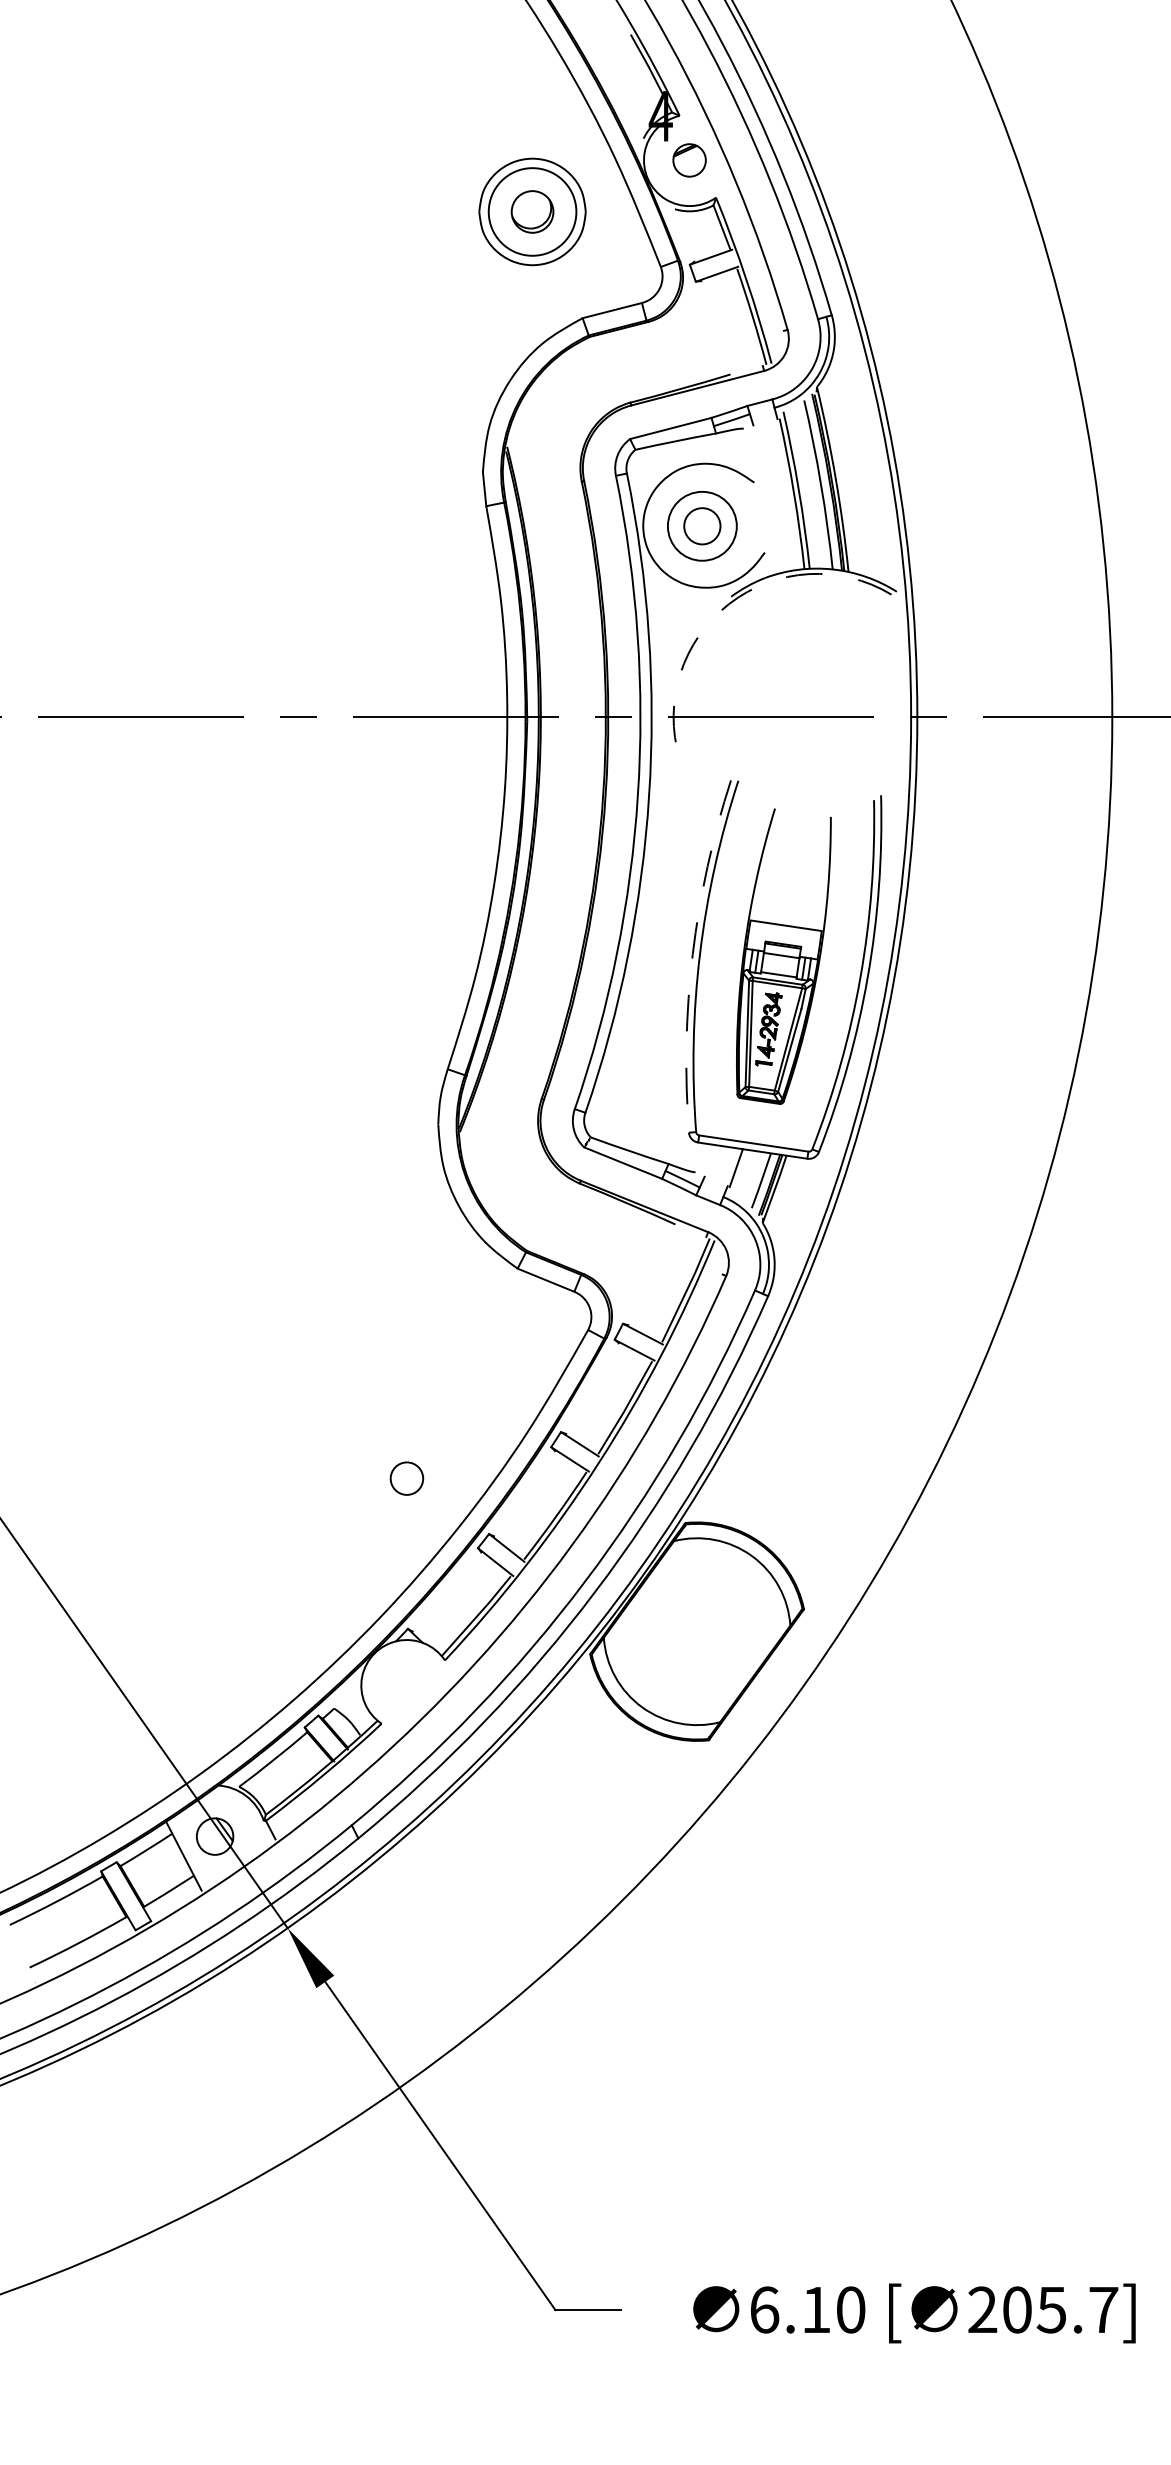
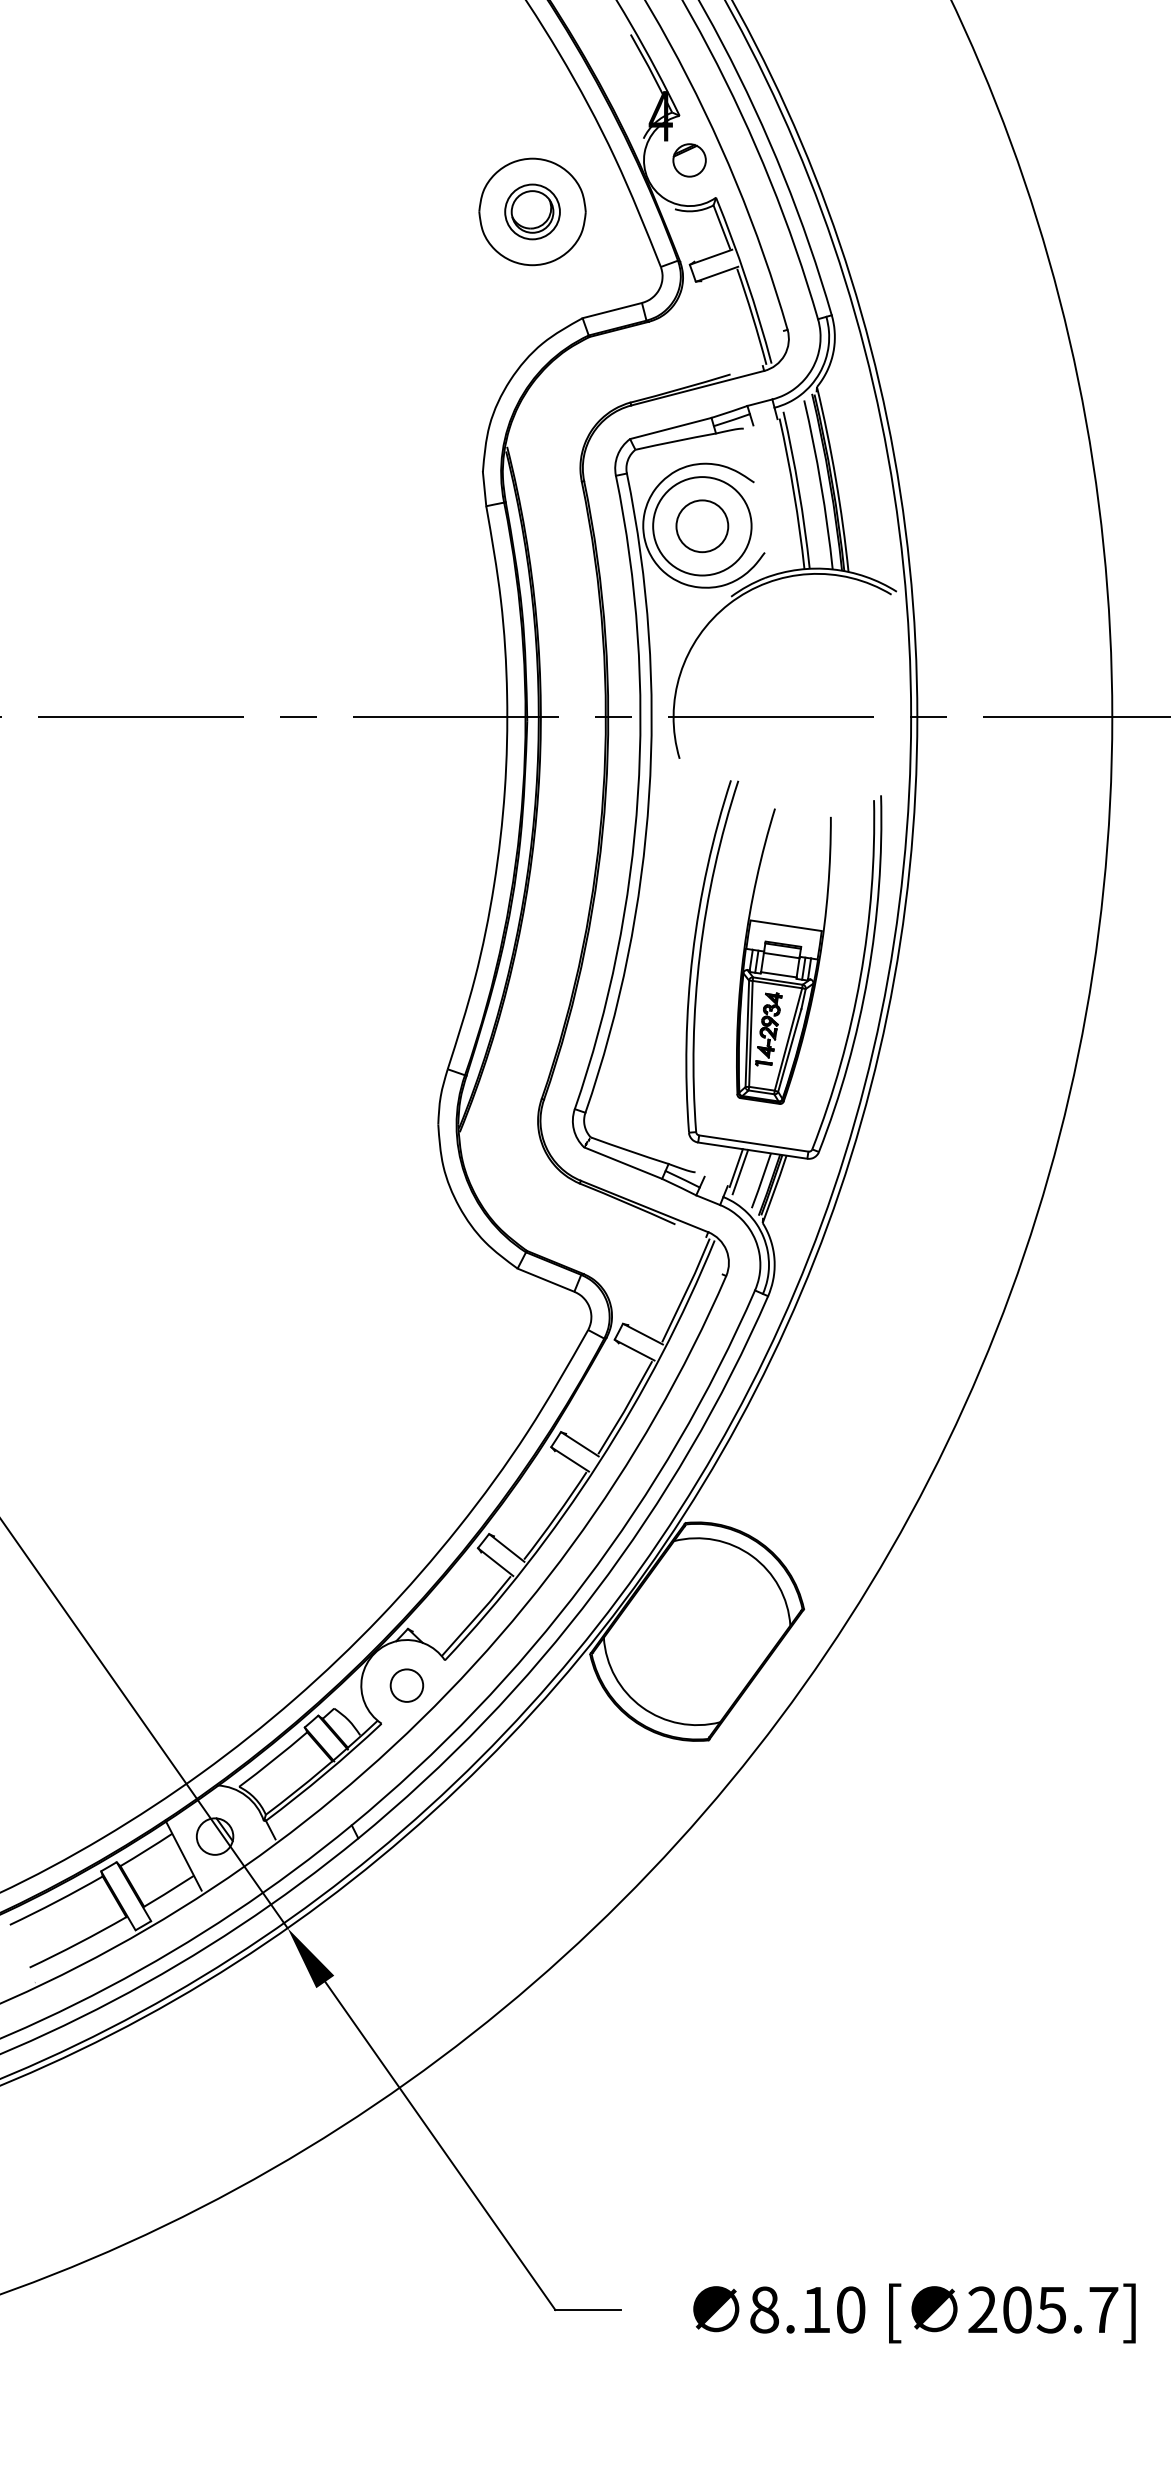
circle diameter: 88 px -> 55 px (532, 211)
circle diameter: 69 px -> 98 px (702, 526)
circle diameter: 36 px -> 52 px (702, 526)
arc: dashed -> solid (729, 603)
arc: dashed -> solid (692, 954)
line: none -> present (740, 1171)
circle position: (406, 1478) -> (406, 1685) (406, 1685)
text: 6.10 -> 8.10 (764, 2309)
